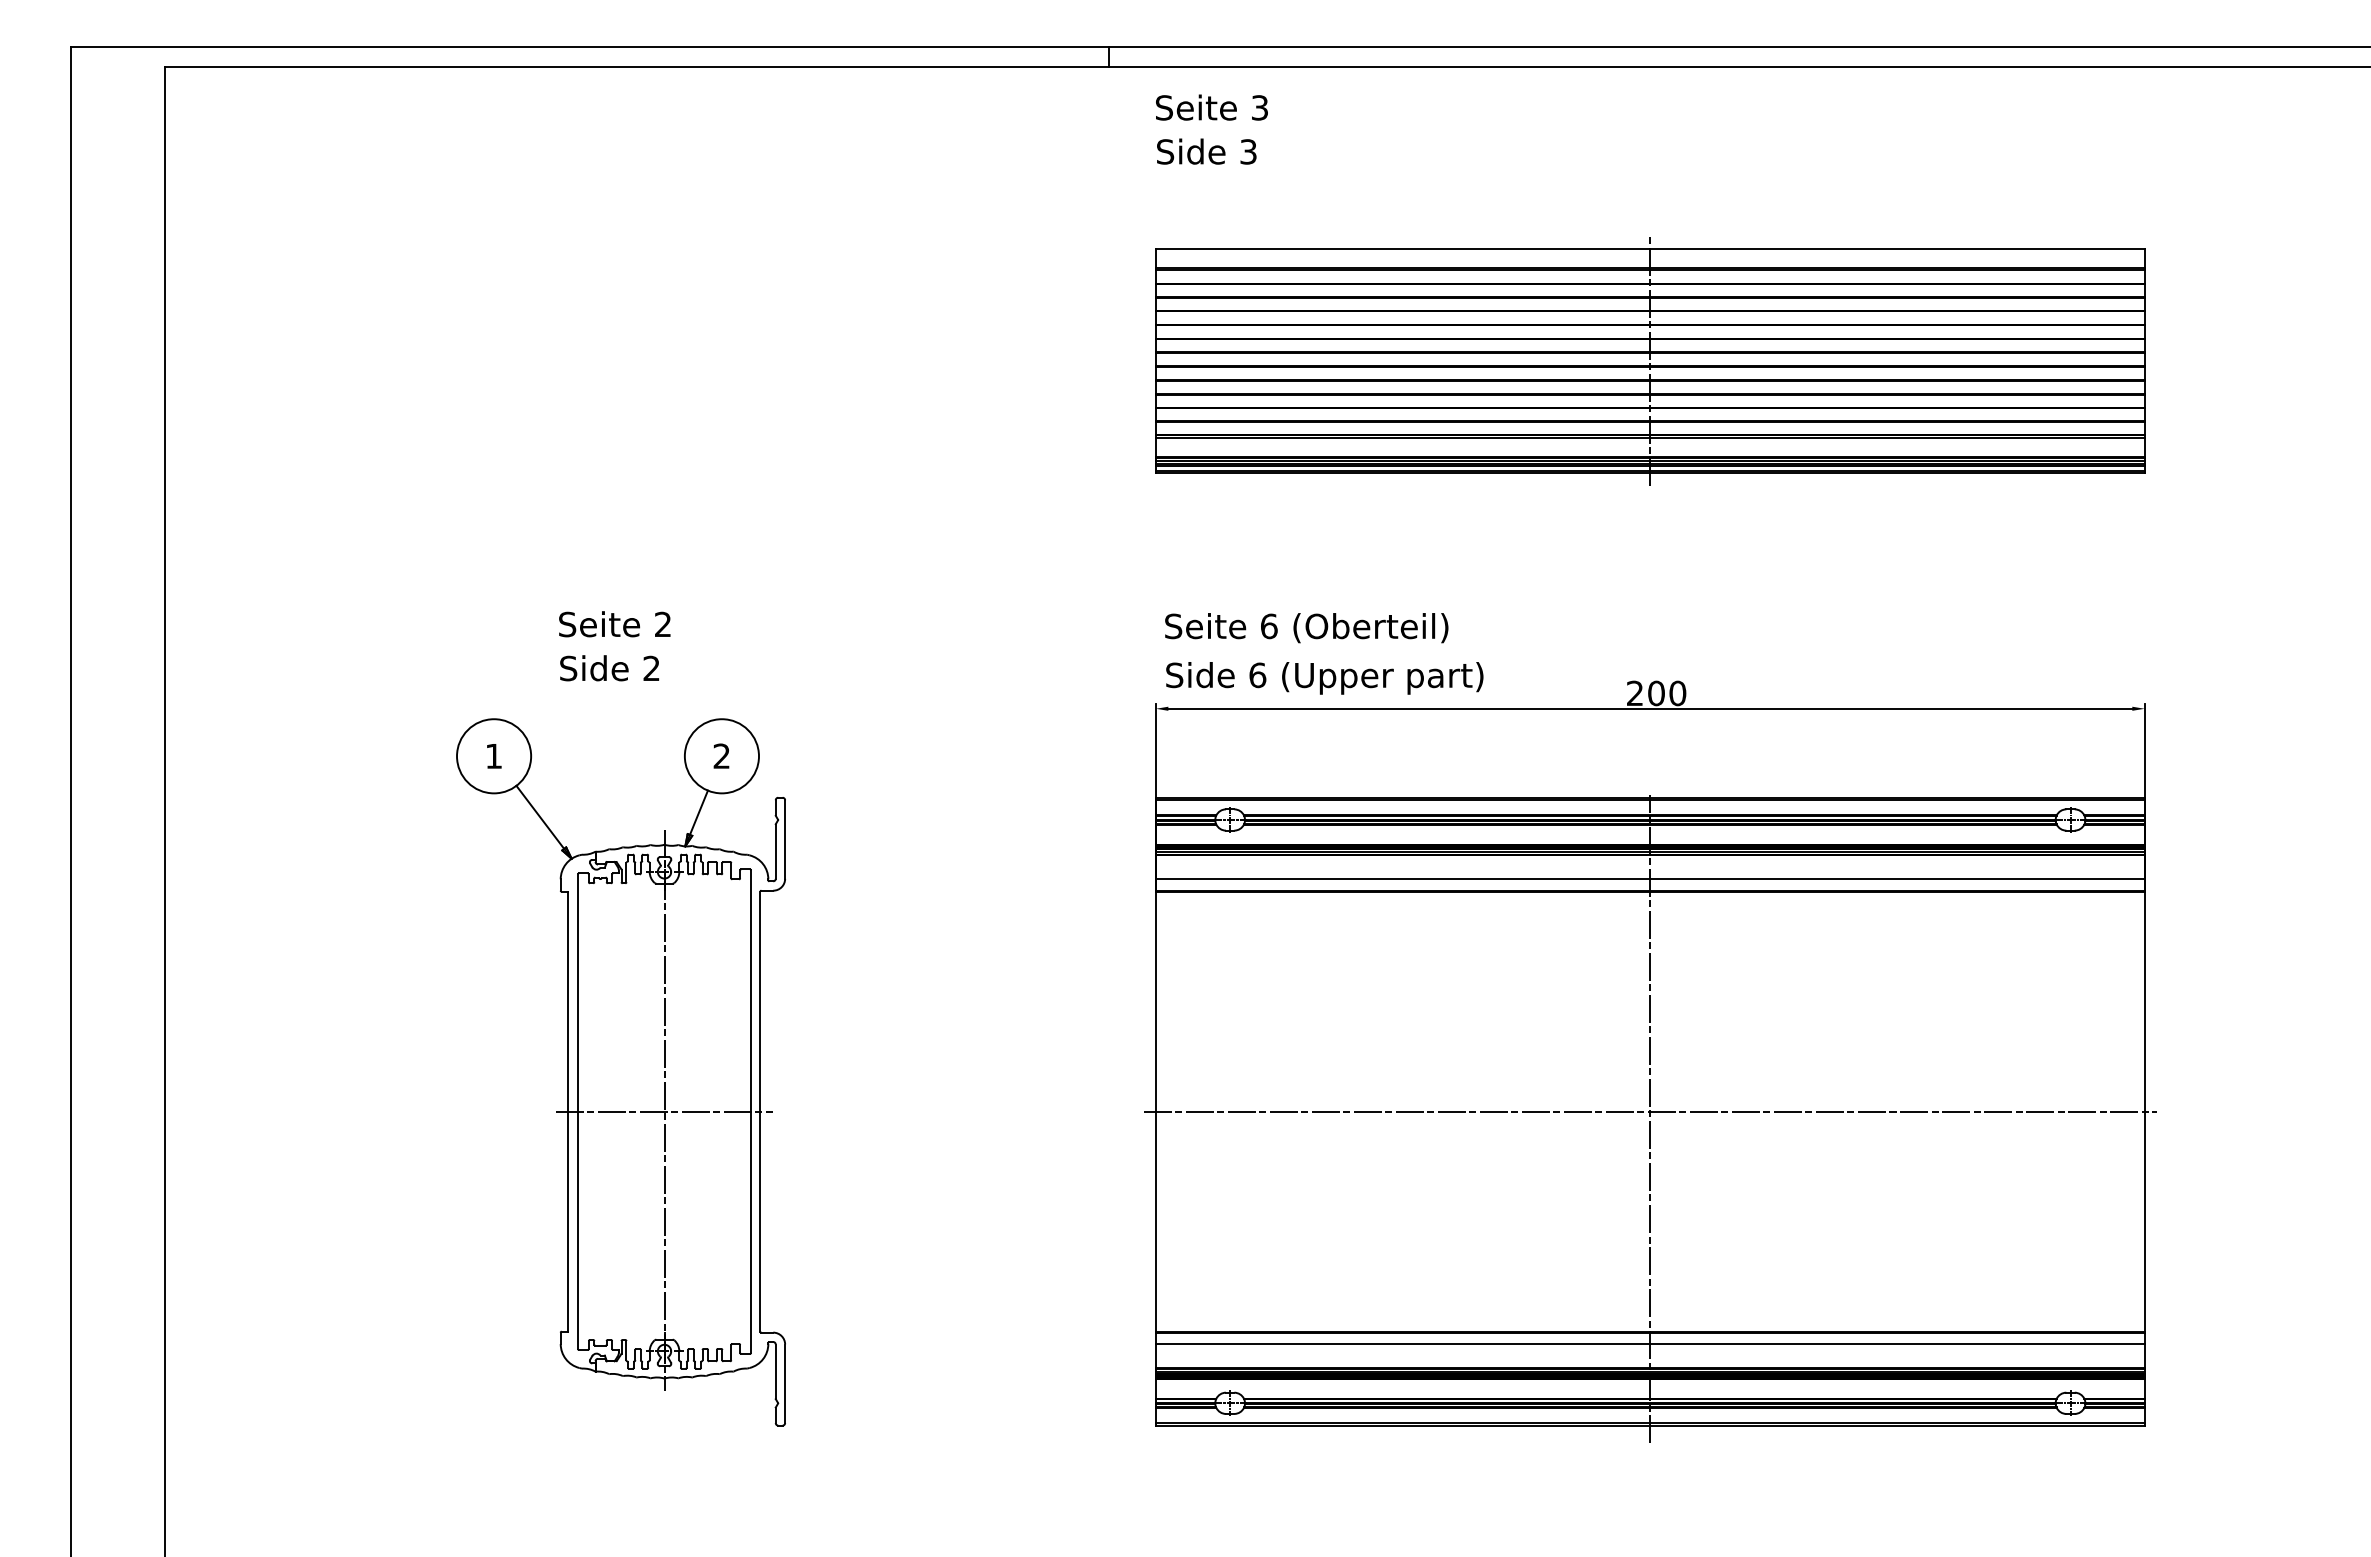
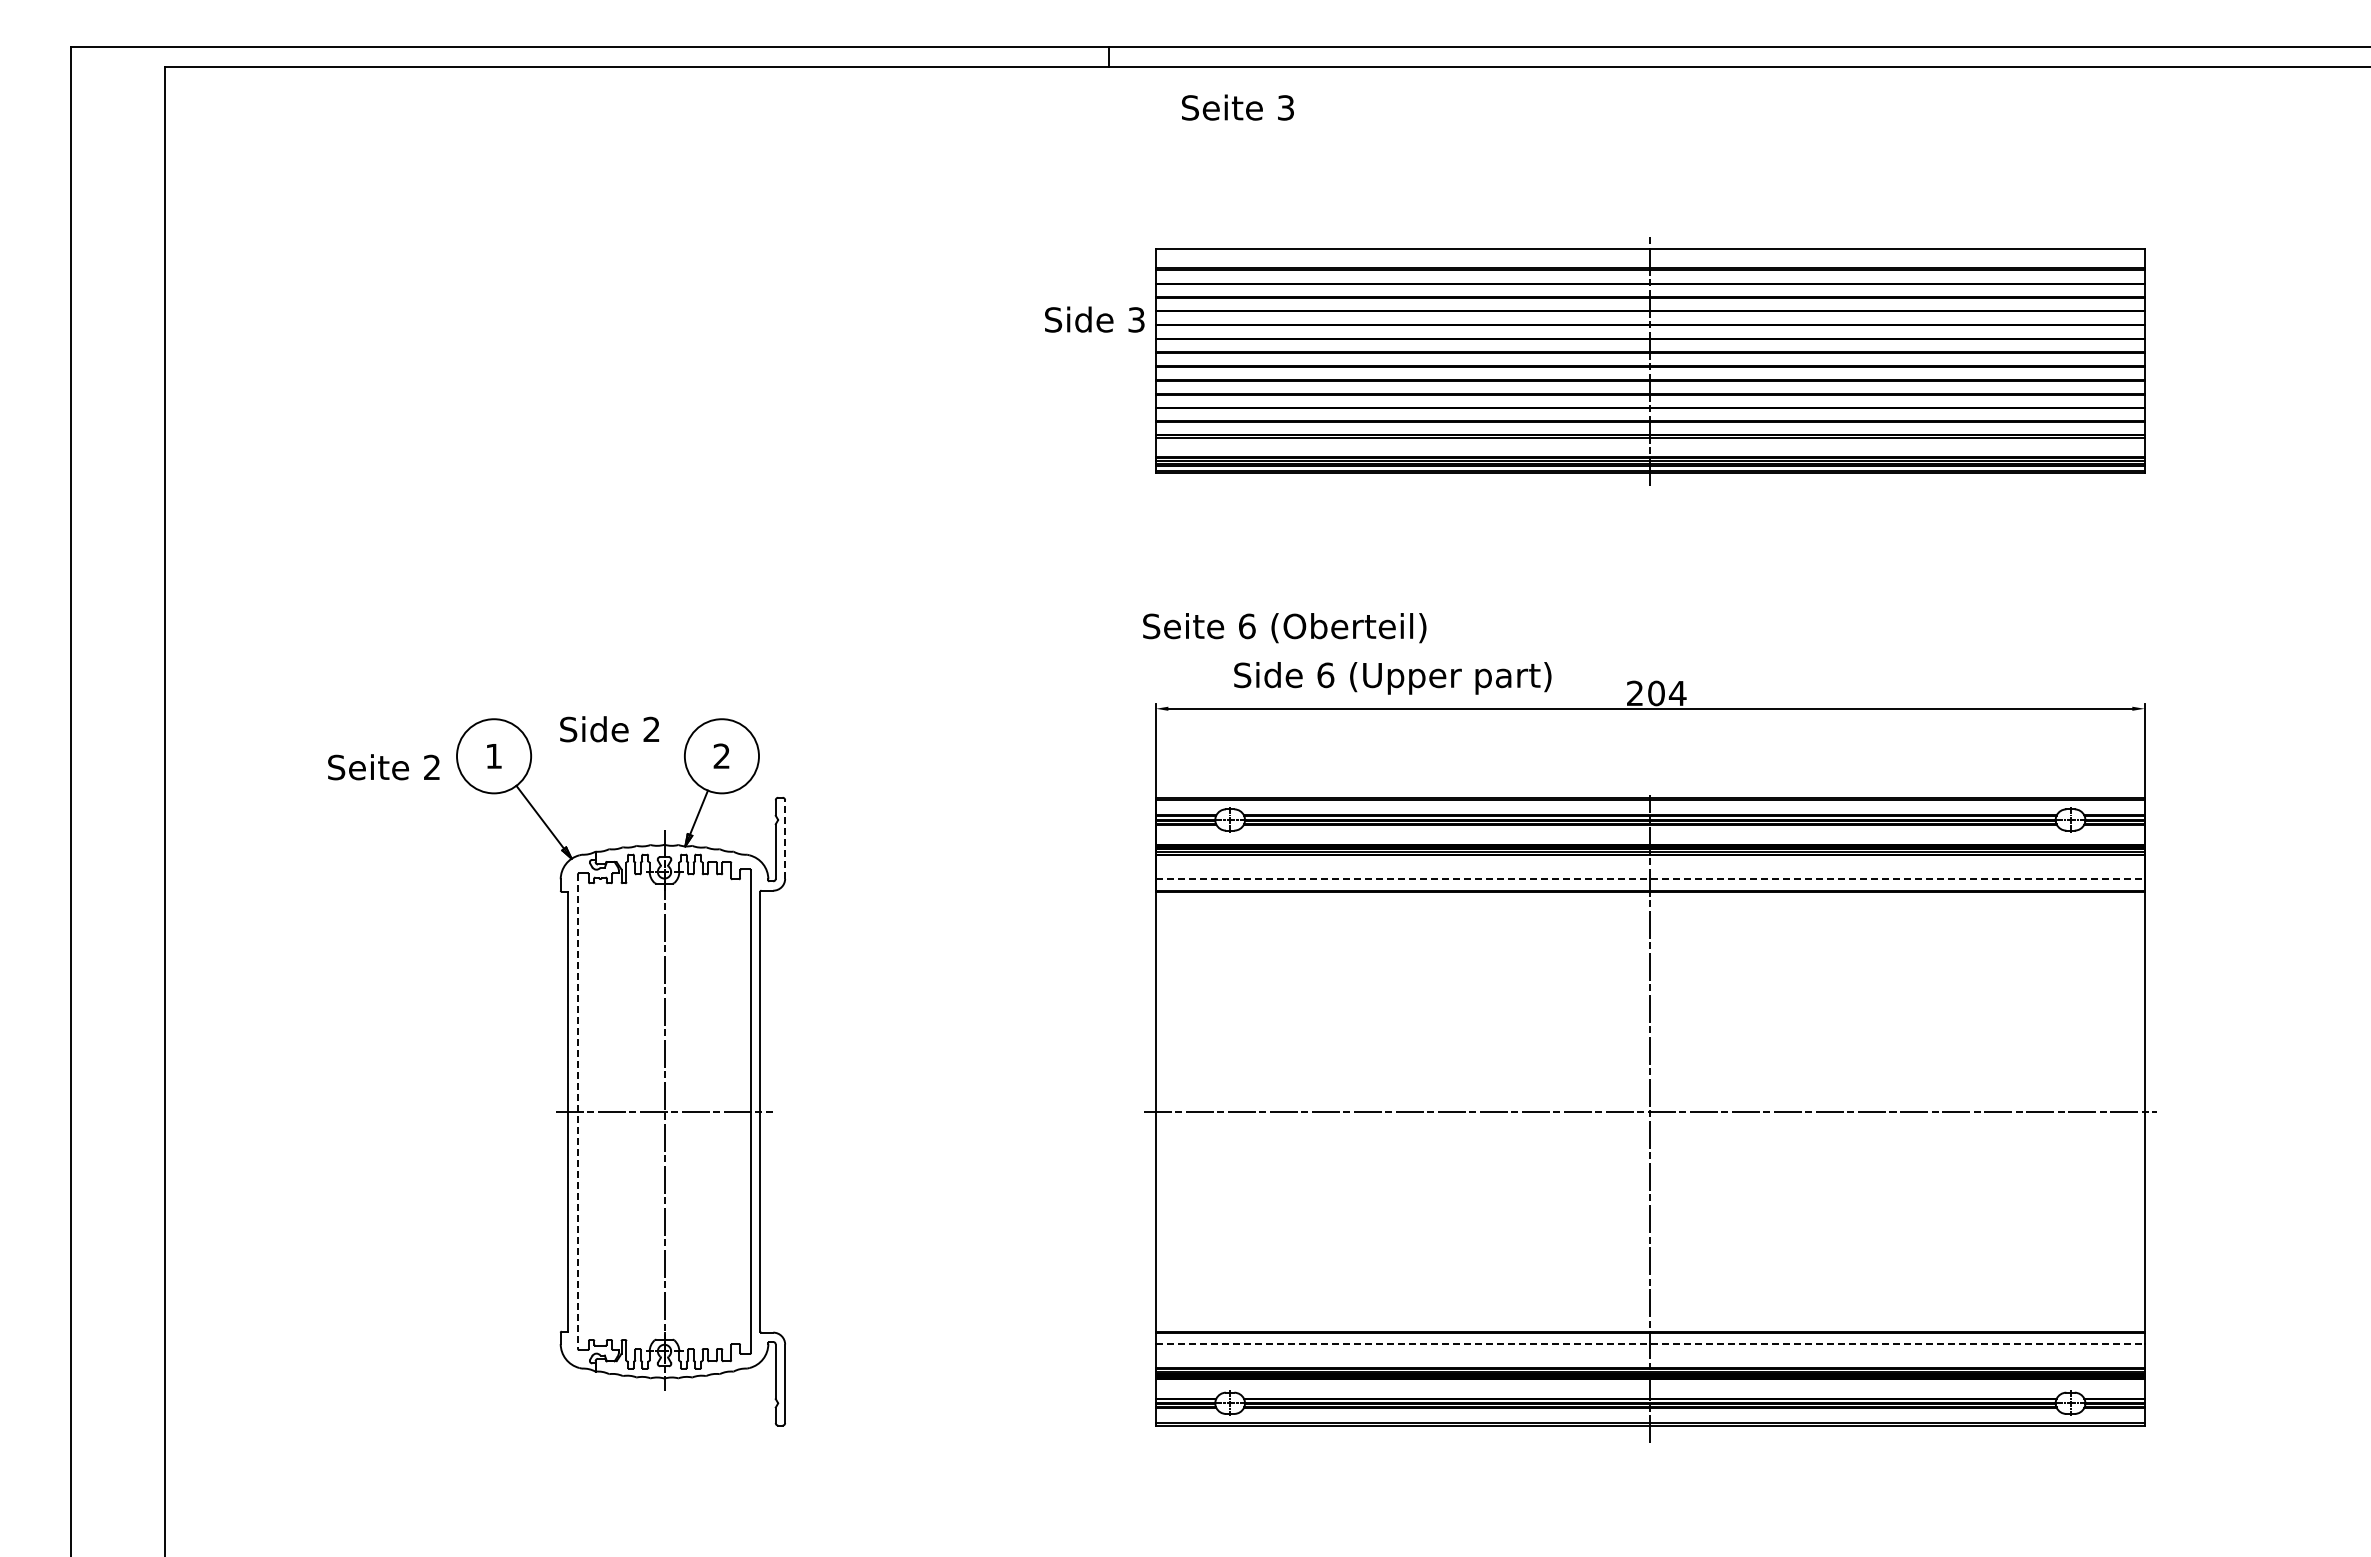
text position: (1211, 107) -> (1237, 107) (1237, 107)
text position: (1206, 151) -> (1094, 319) (1094, 319)
text position: (614, 624) -> (383, 767) (383, 767)
text position: (1306, 628) -> (1284, 628) (1284, 628)
text position: (609, 668) -> (609, 729) (609, 729)
text position: (1324, 678) -> (1392, 678) (1392, 678)
text: 200 -> 204 (1677, 693)
line: solid -> dashed (785, 839)
line: solid -> dashed (1650, 879)
line: solid -> dashed (578, 1112)
line: solid -> dashed (1650, 1344)
